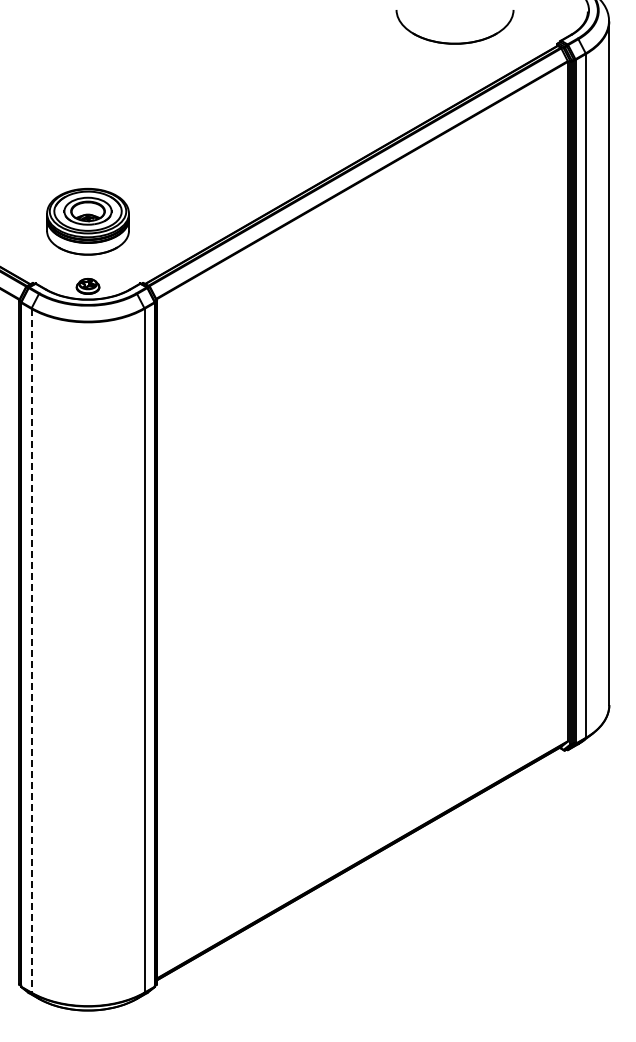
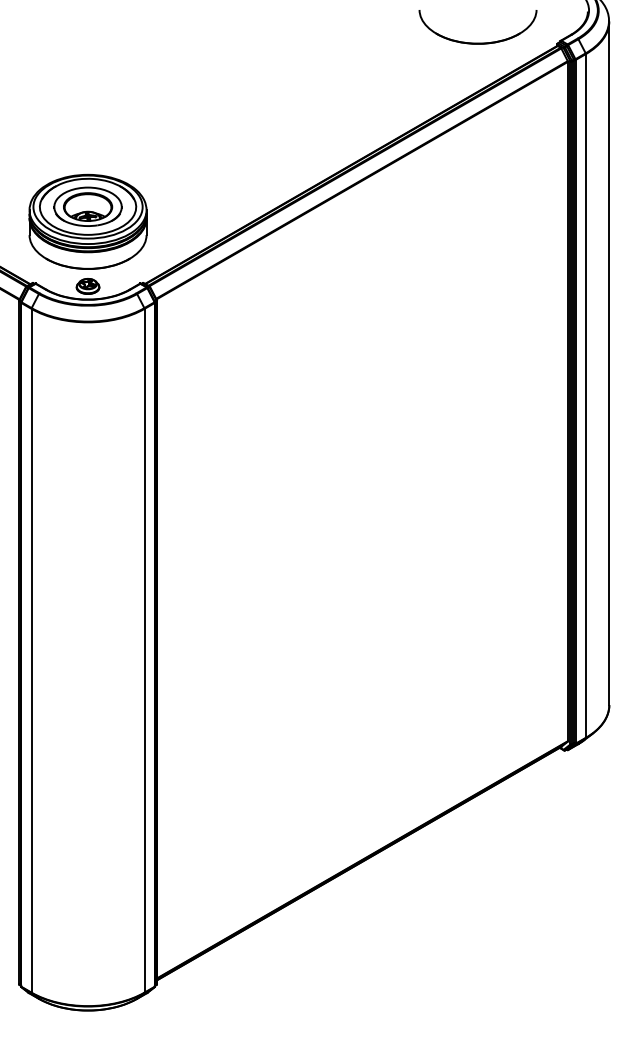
part position: (454, 42) -> (477, 42) (477, 42)
part size: 84x69 px -> 120x97 px (87, 221)
line: dashed -> solid (31, 650)
